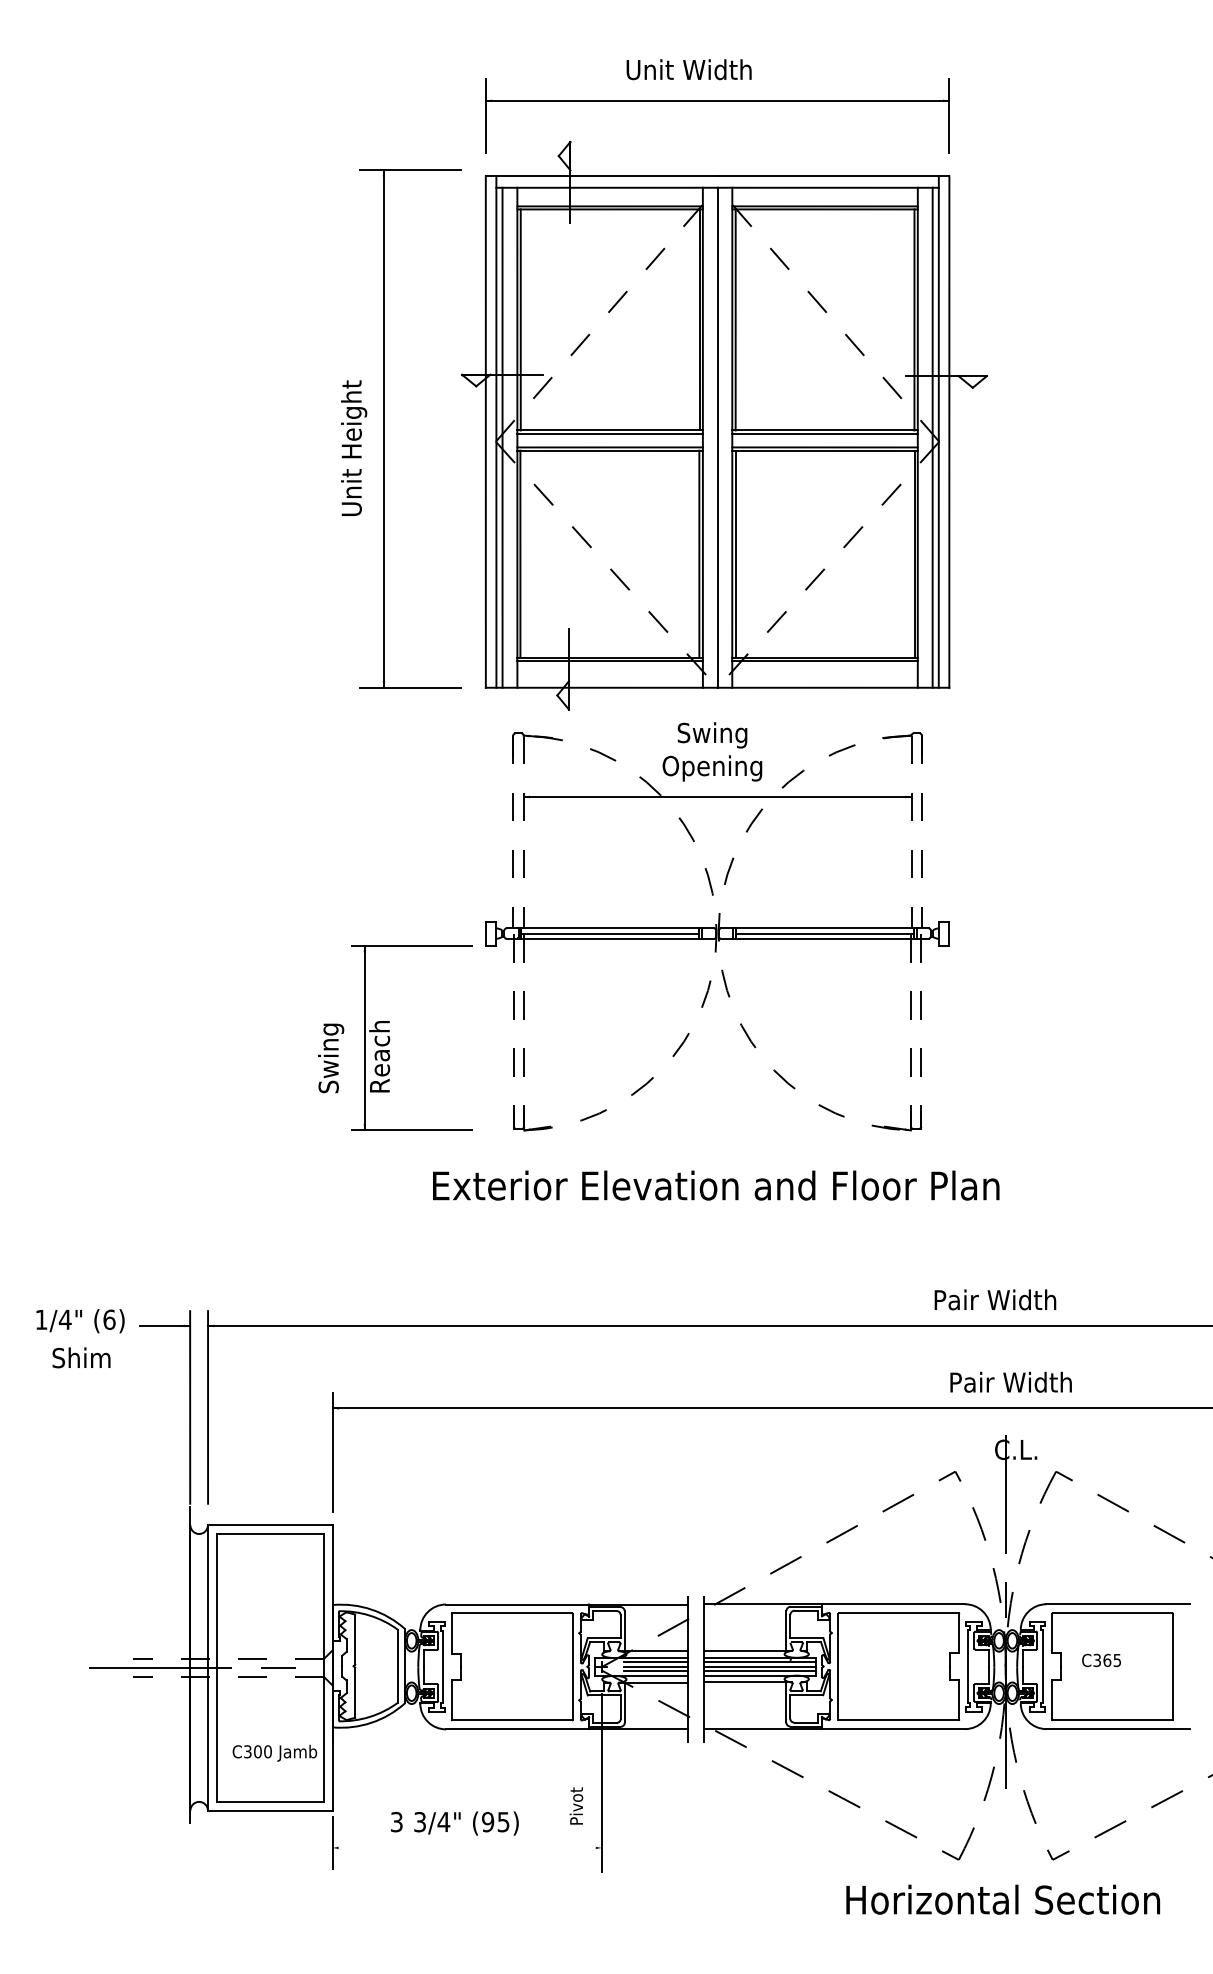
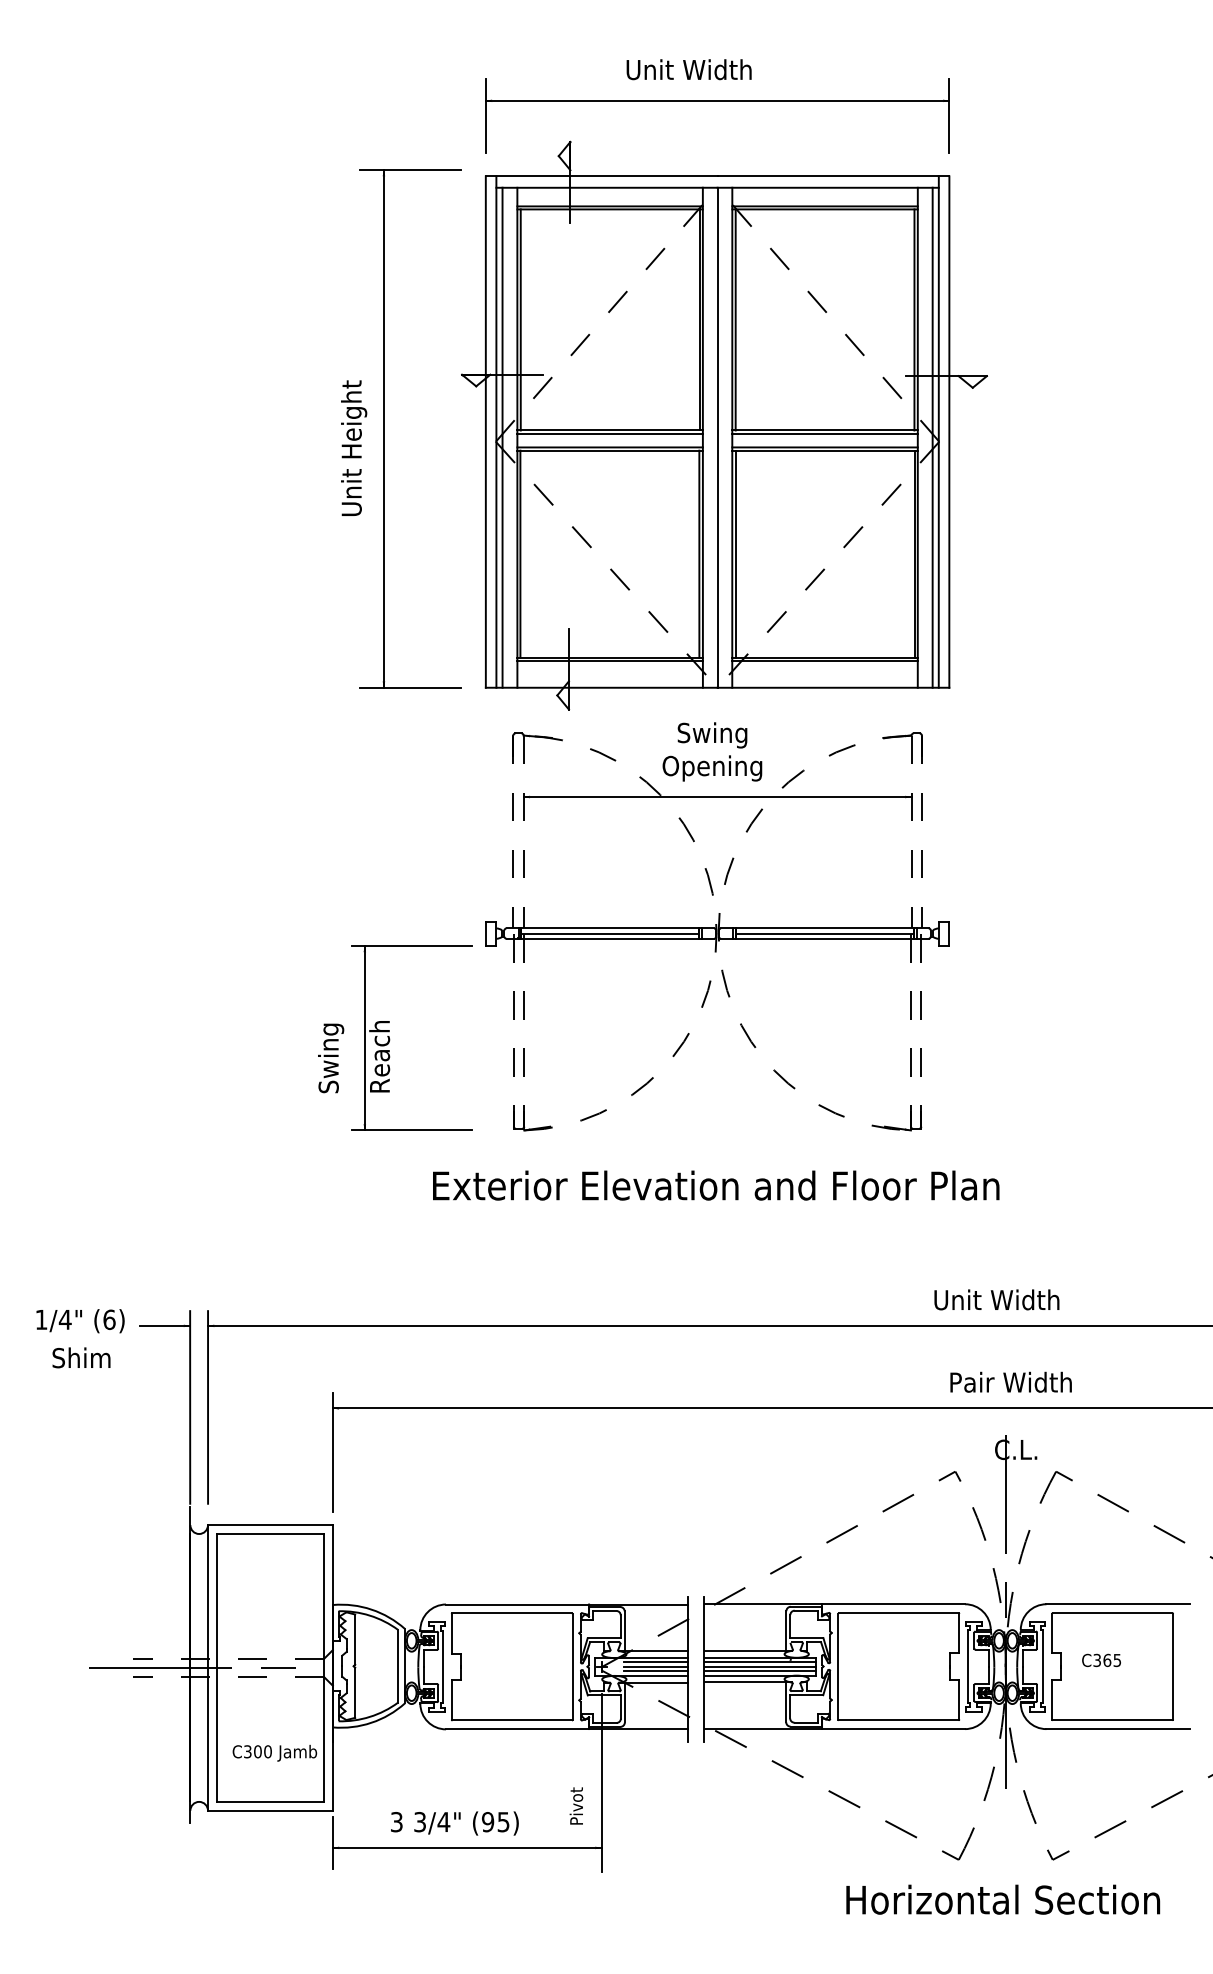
text: Pair Width -> Unit Width (996, 1299)
line: none -> present (466, 1847)
